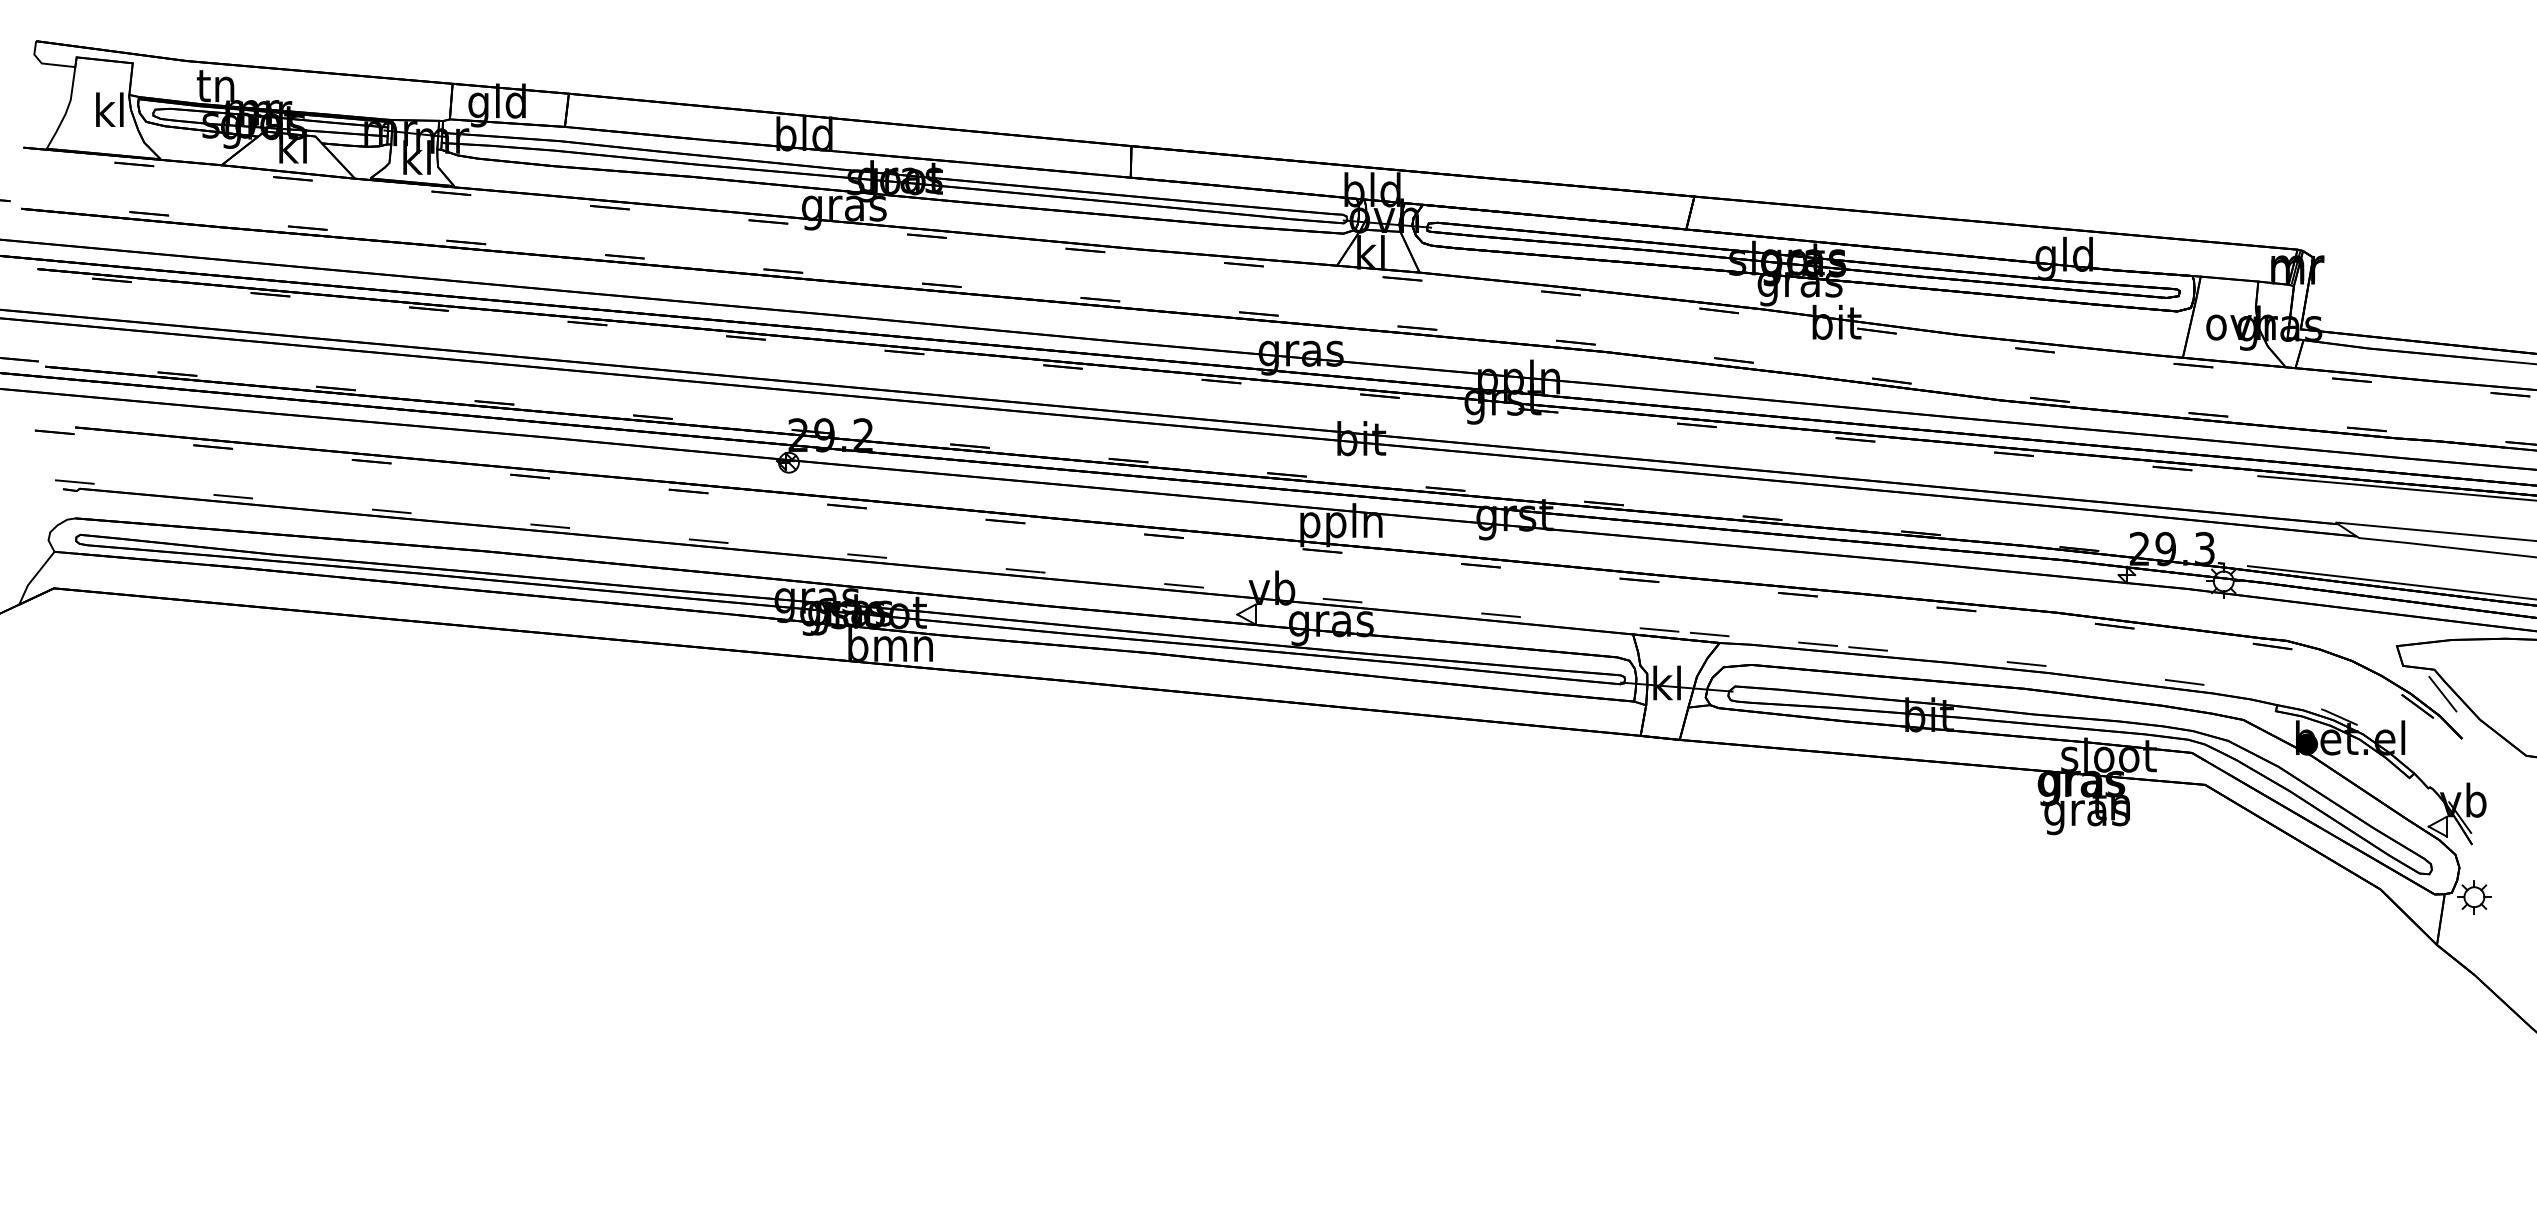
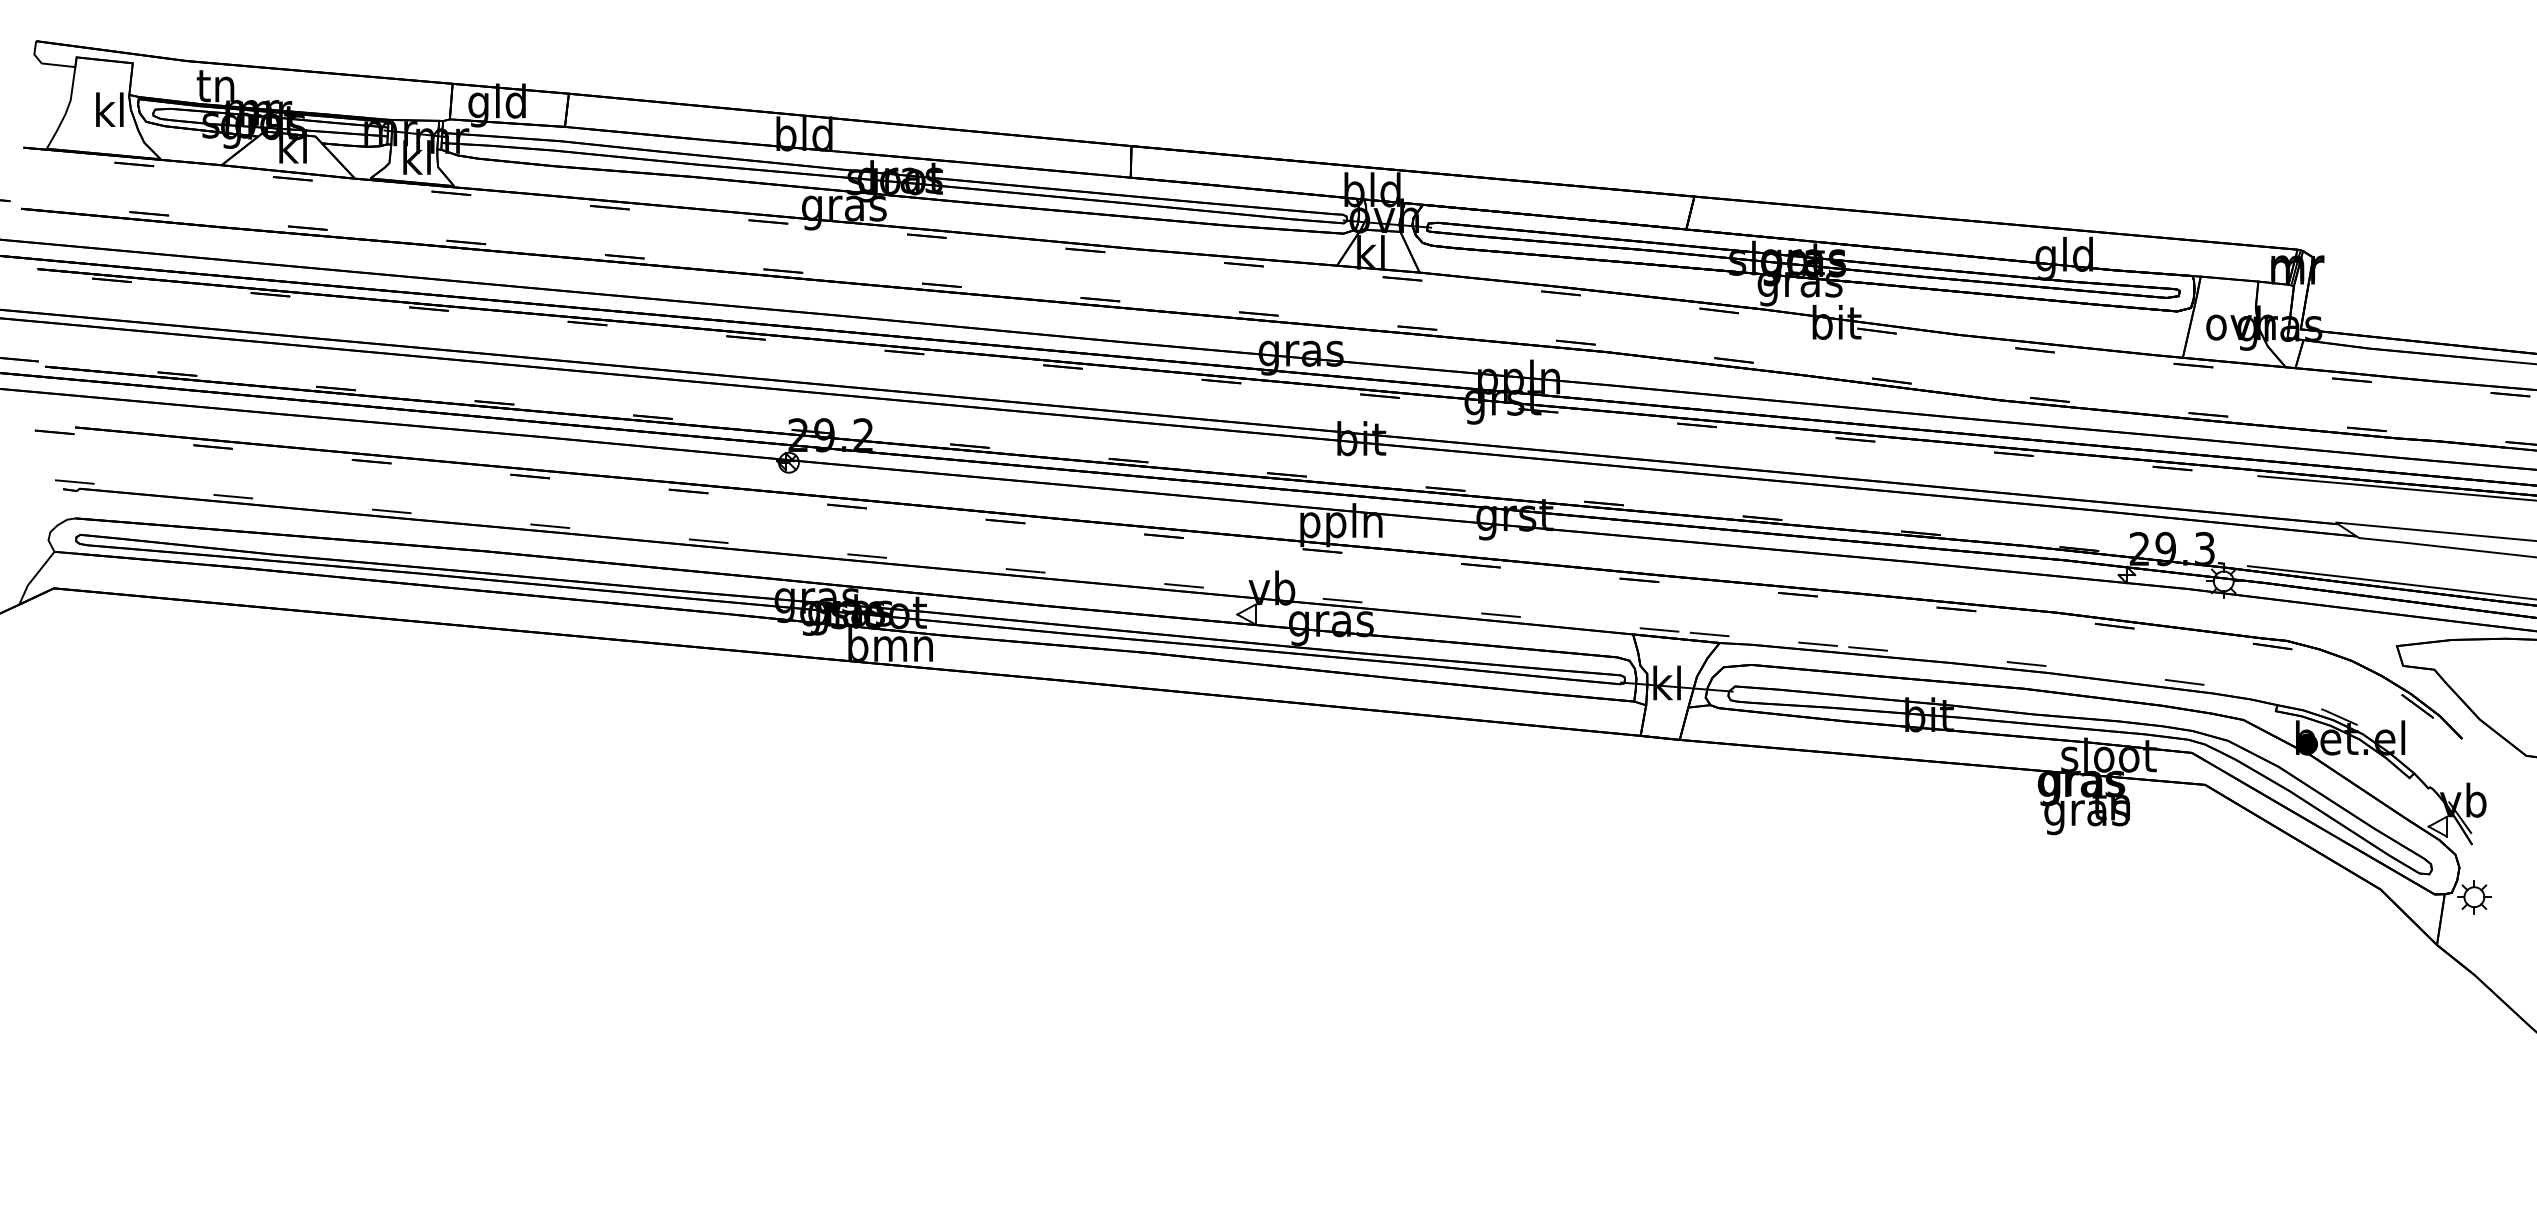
line: present -> none (2442, 693)
